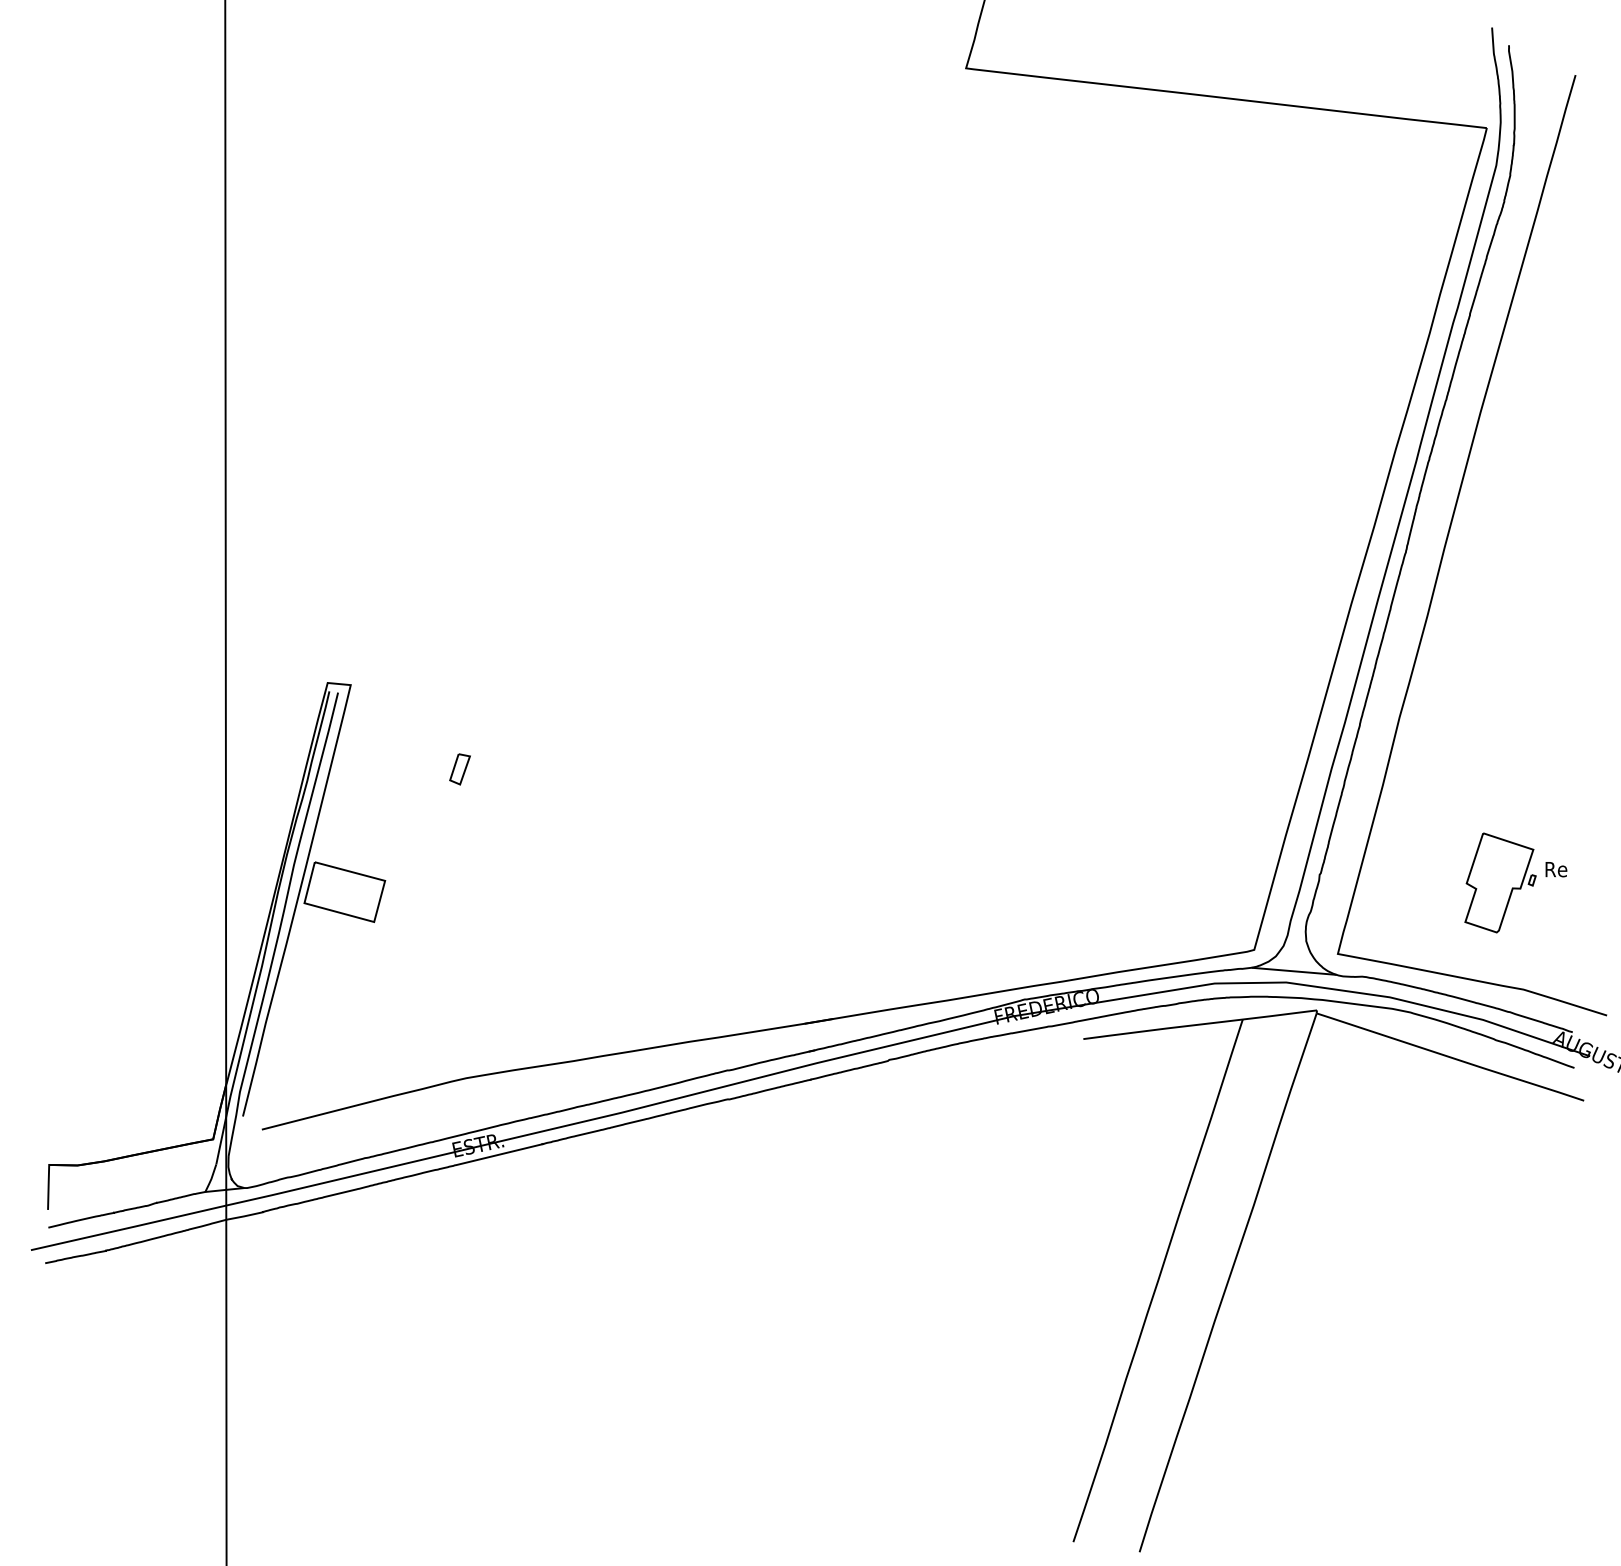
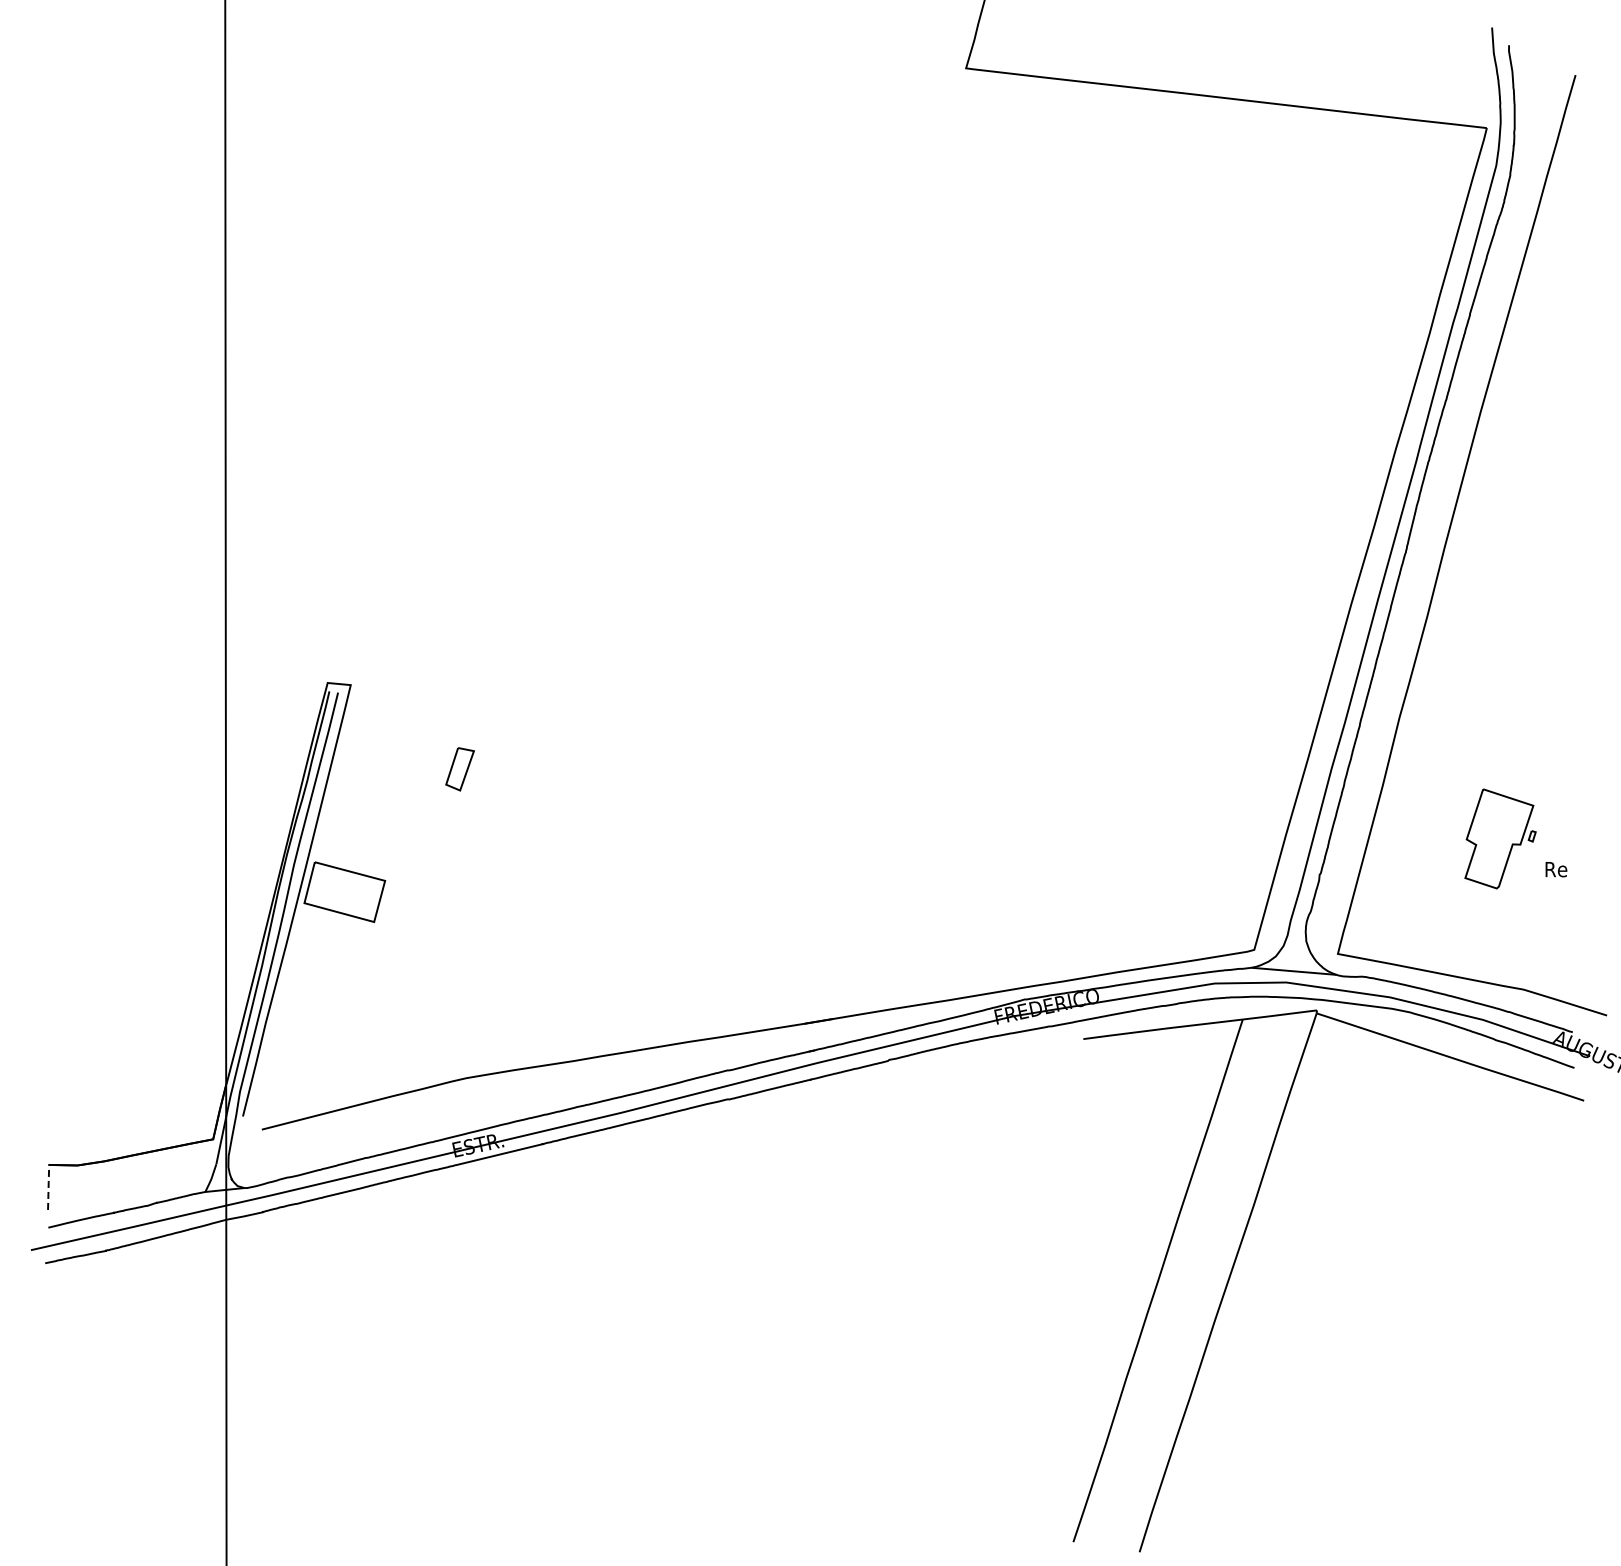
part size: 22x33 px -> 30x45 px (459, 769)
part position: (1500, 882) -> (1500, 838) (1500, 838)
line: solid -> dashed (48, 1186)
